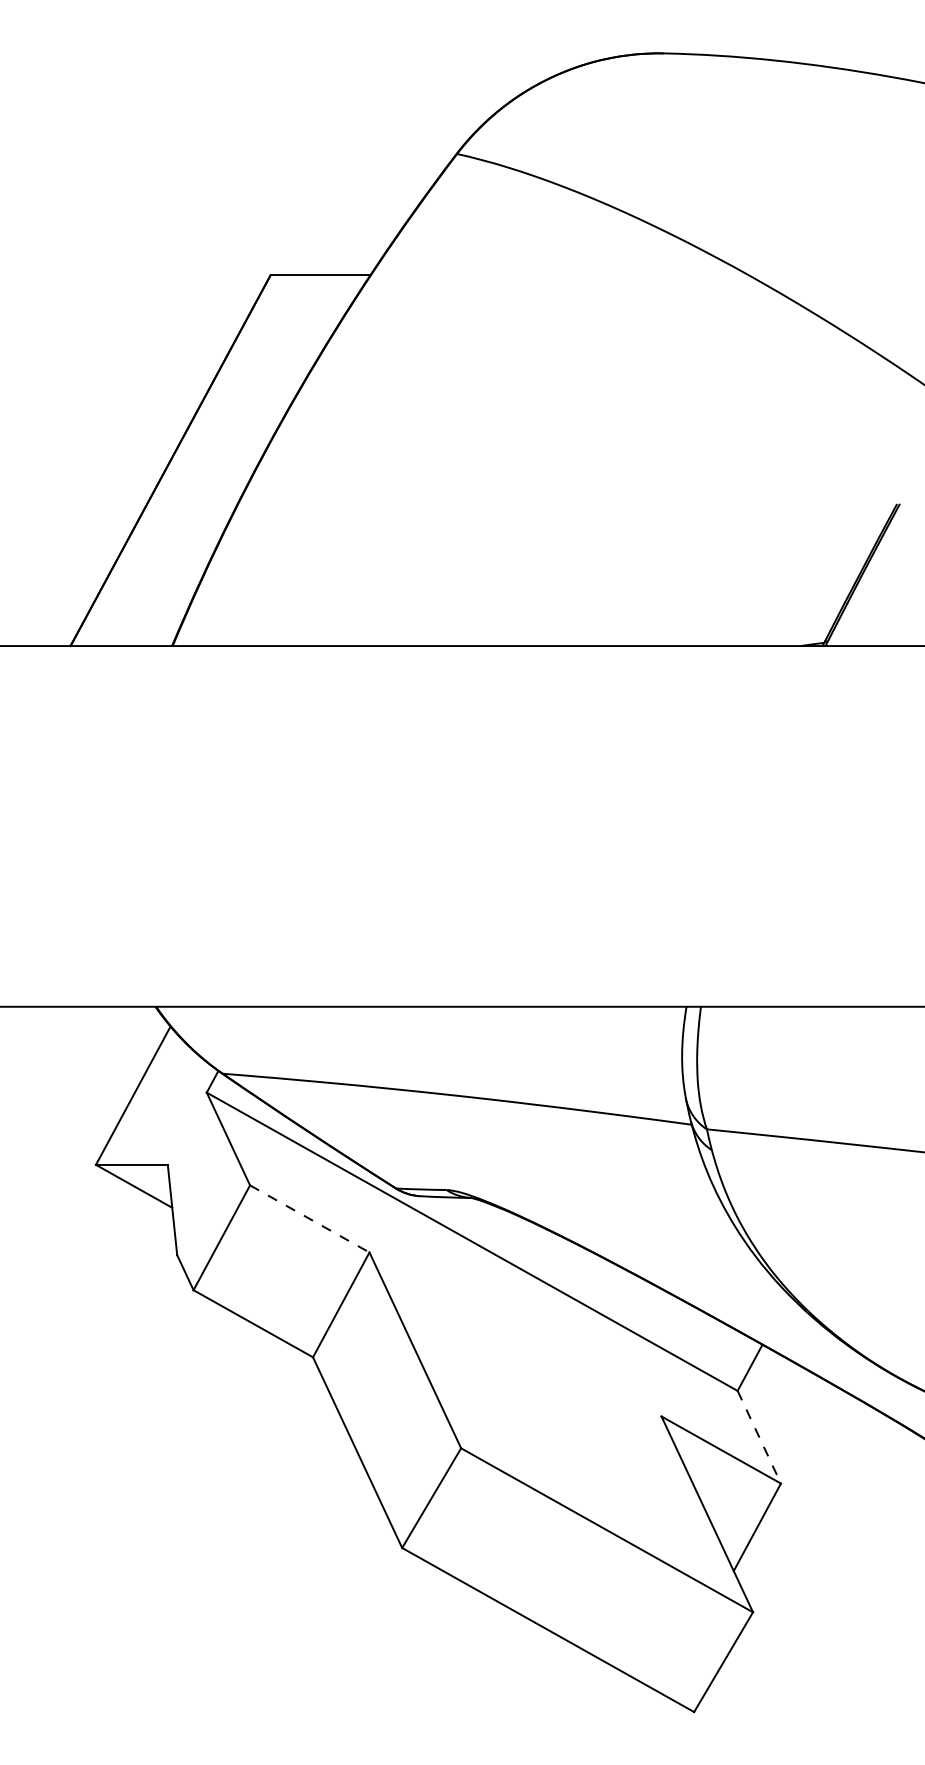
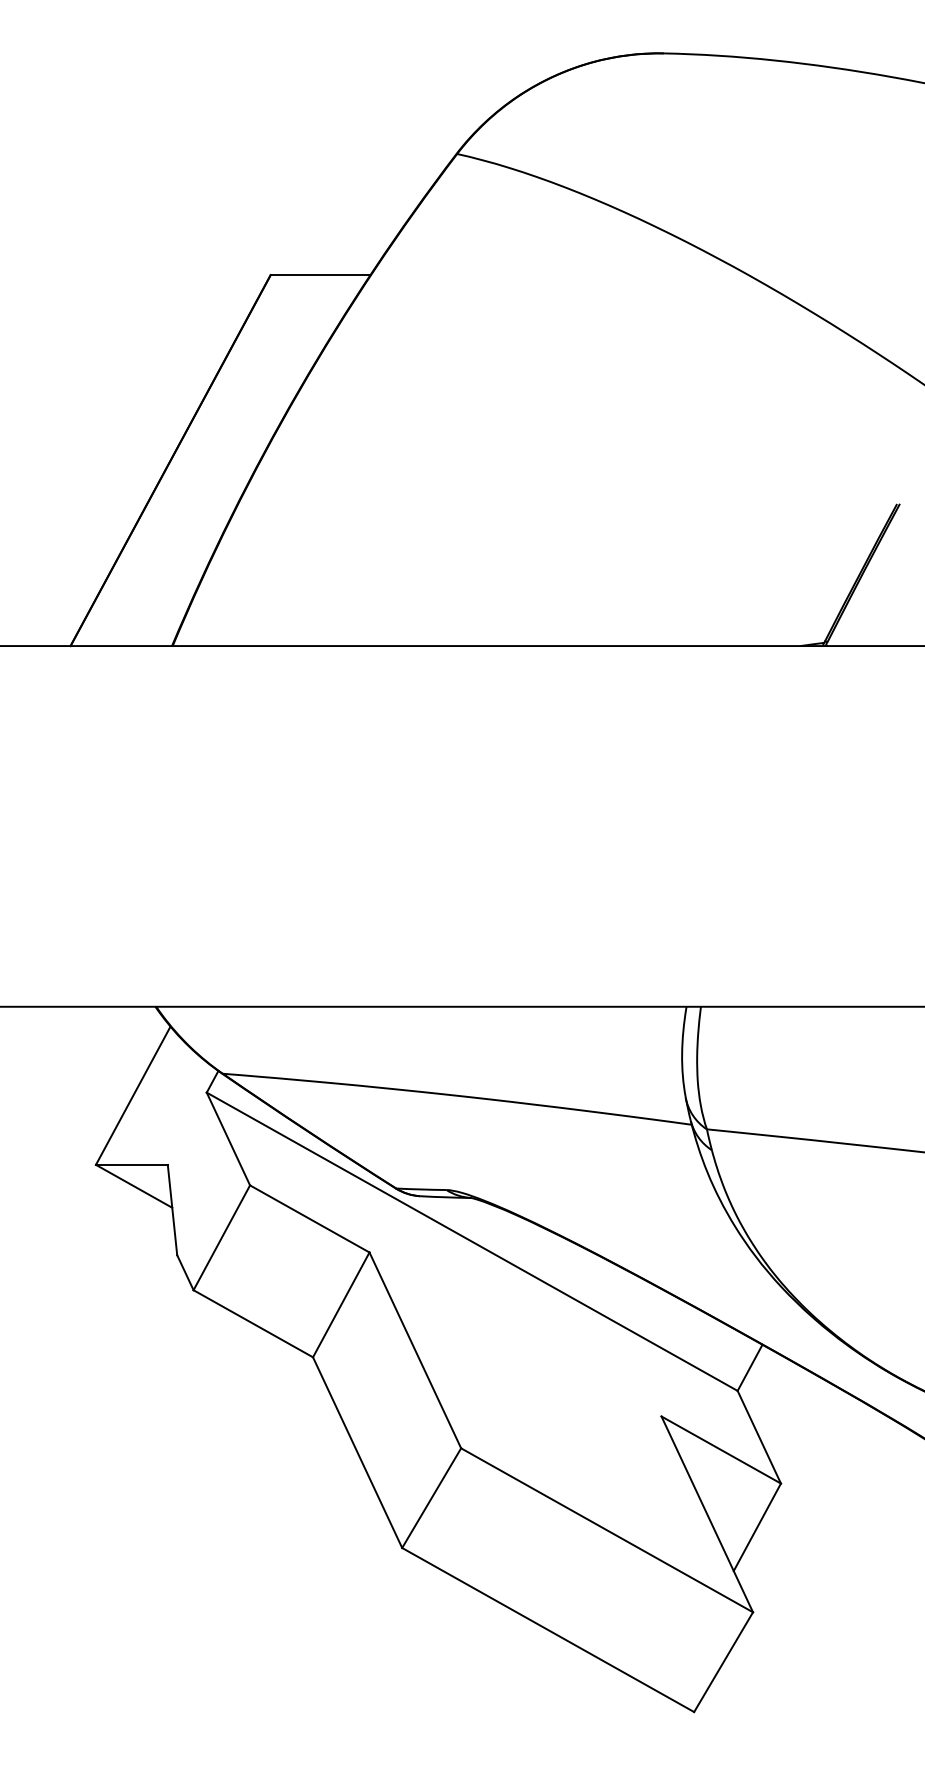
line: dashed -> solid (309, 1218)
line: dashed -> solid (759, 1437)
